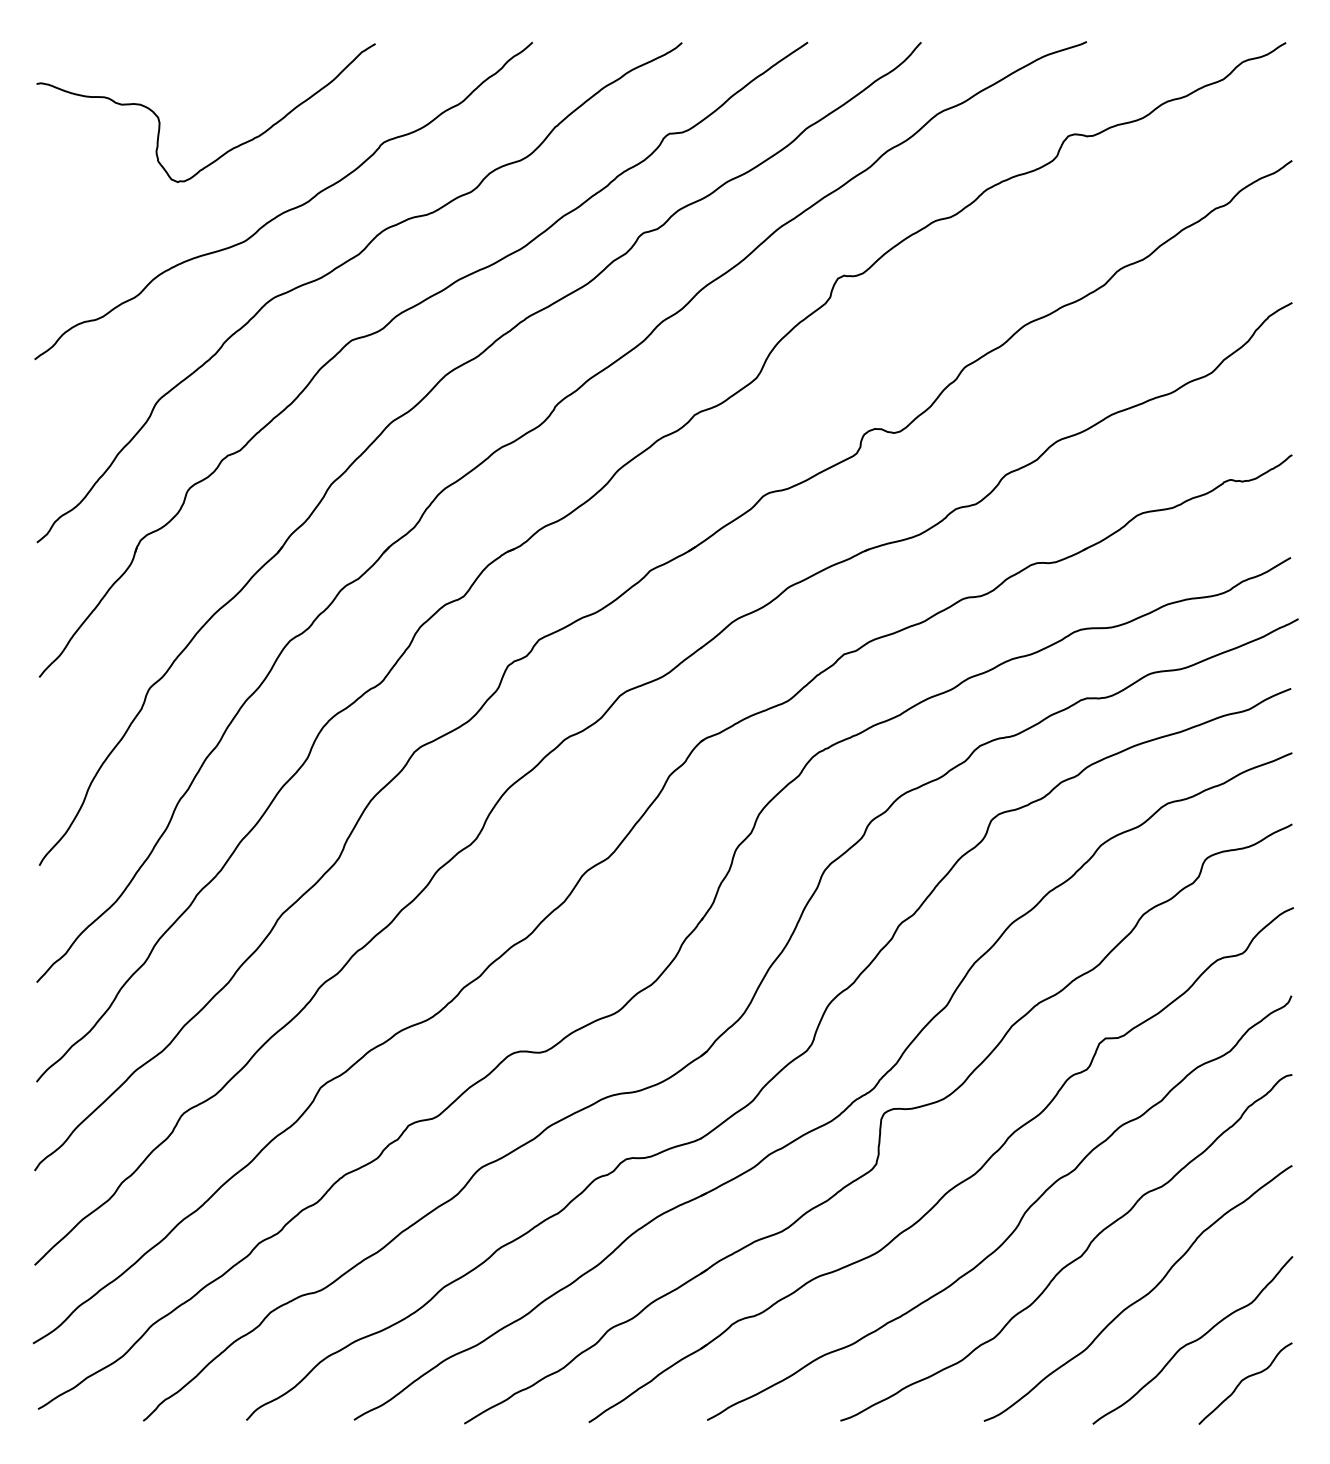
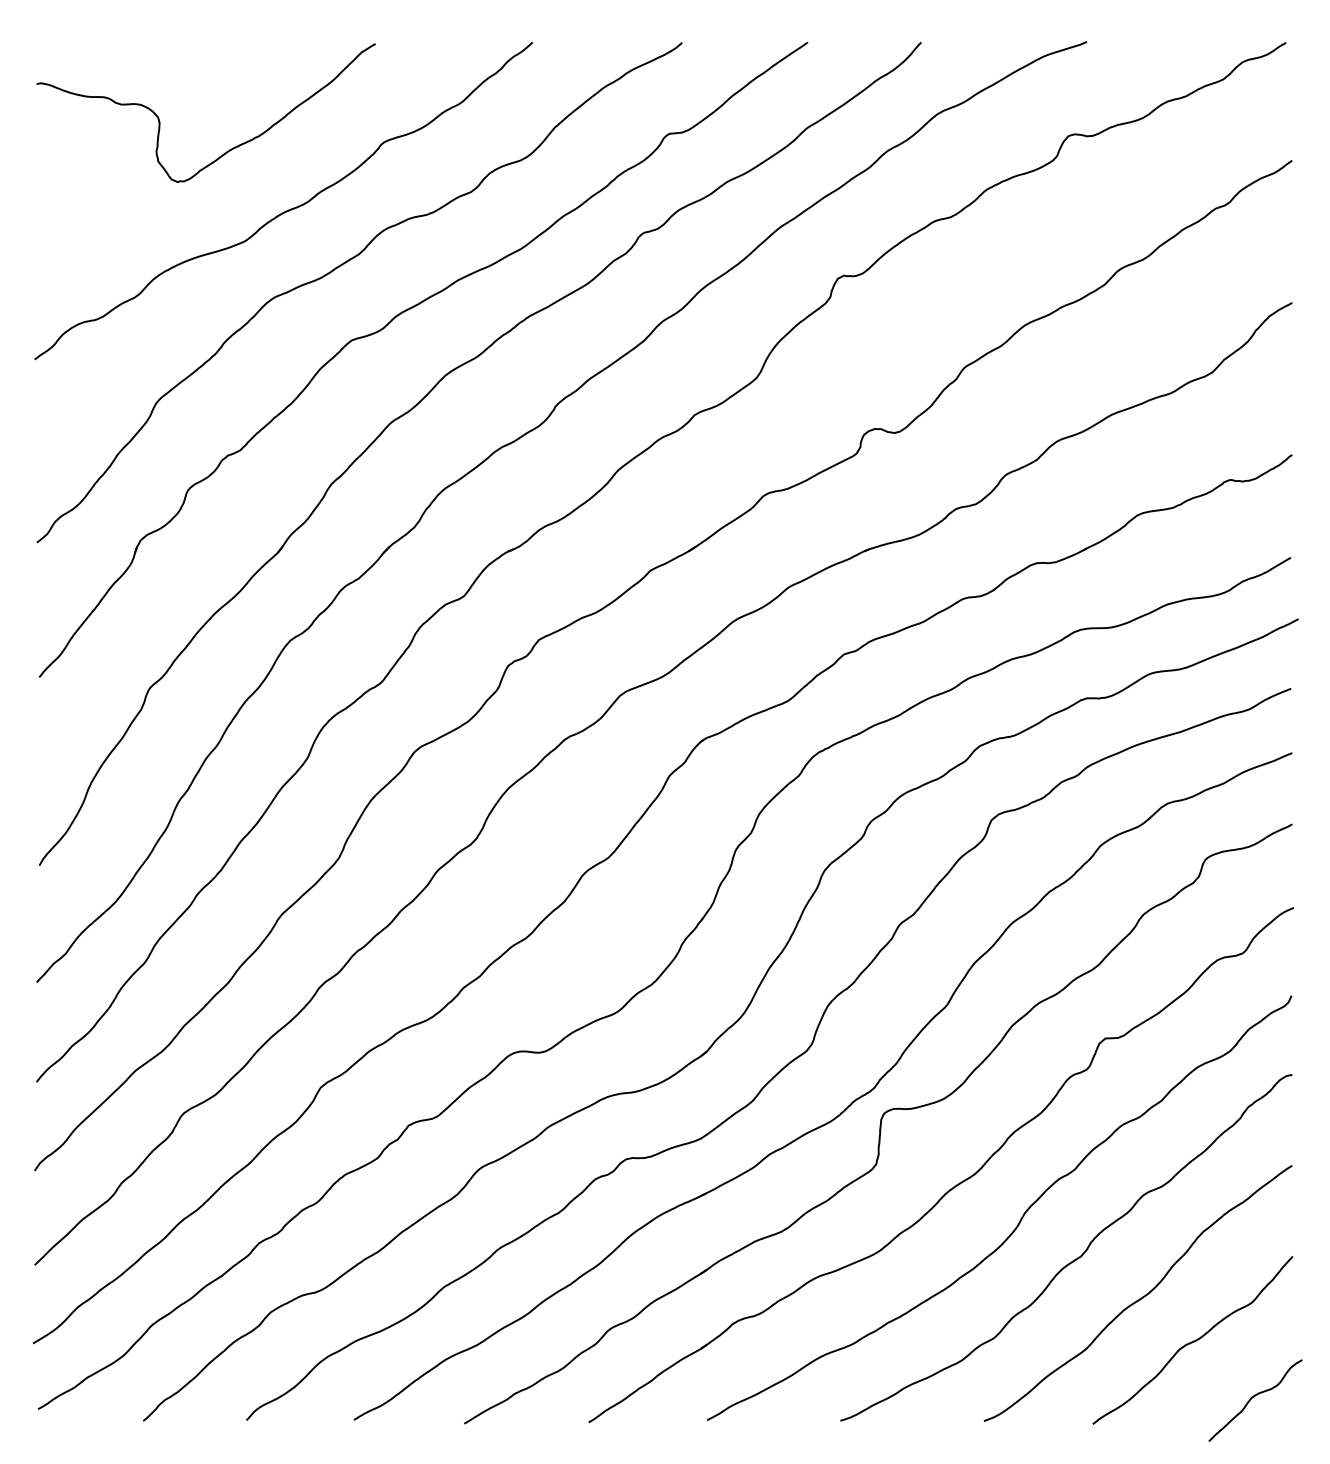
curve position: (1244, 1380) -> (1254, 1397) (1254, 1397)
